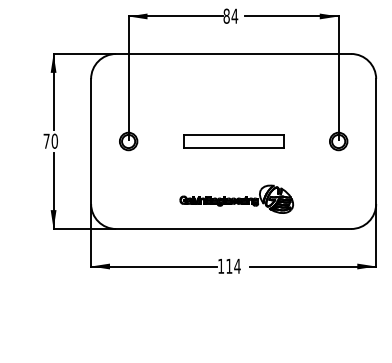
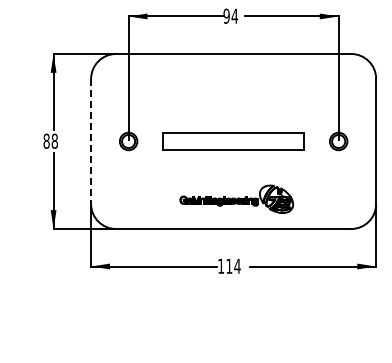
text: 84 -> 94 (226, 15)
text: 70 -> 88 (50, 140)
line: solid -> dashed (91, 141)
part size: 102x15 px -> 143x19 px (233, 141)
